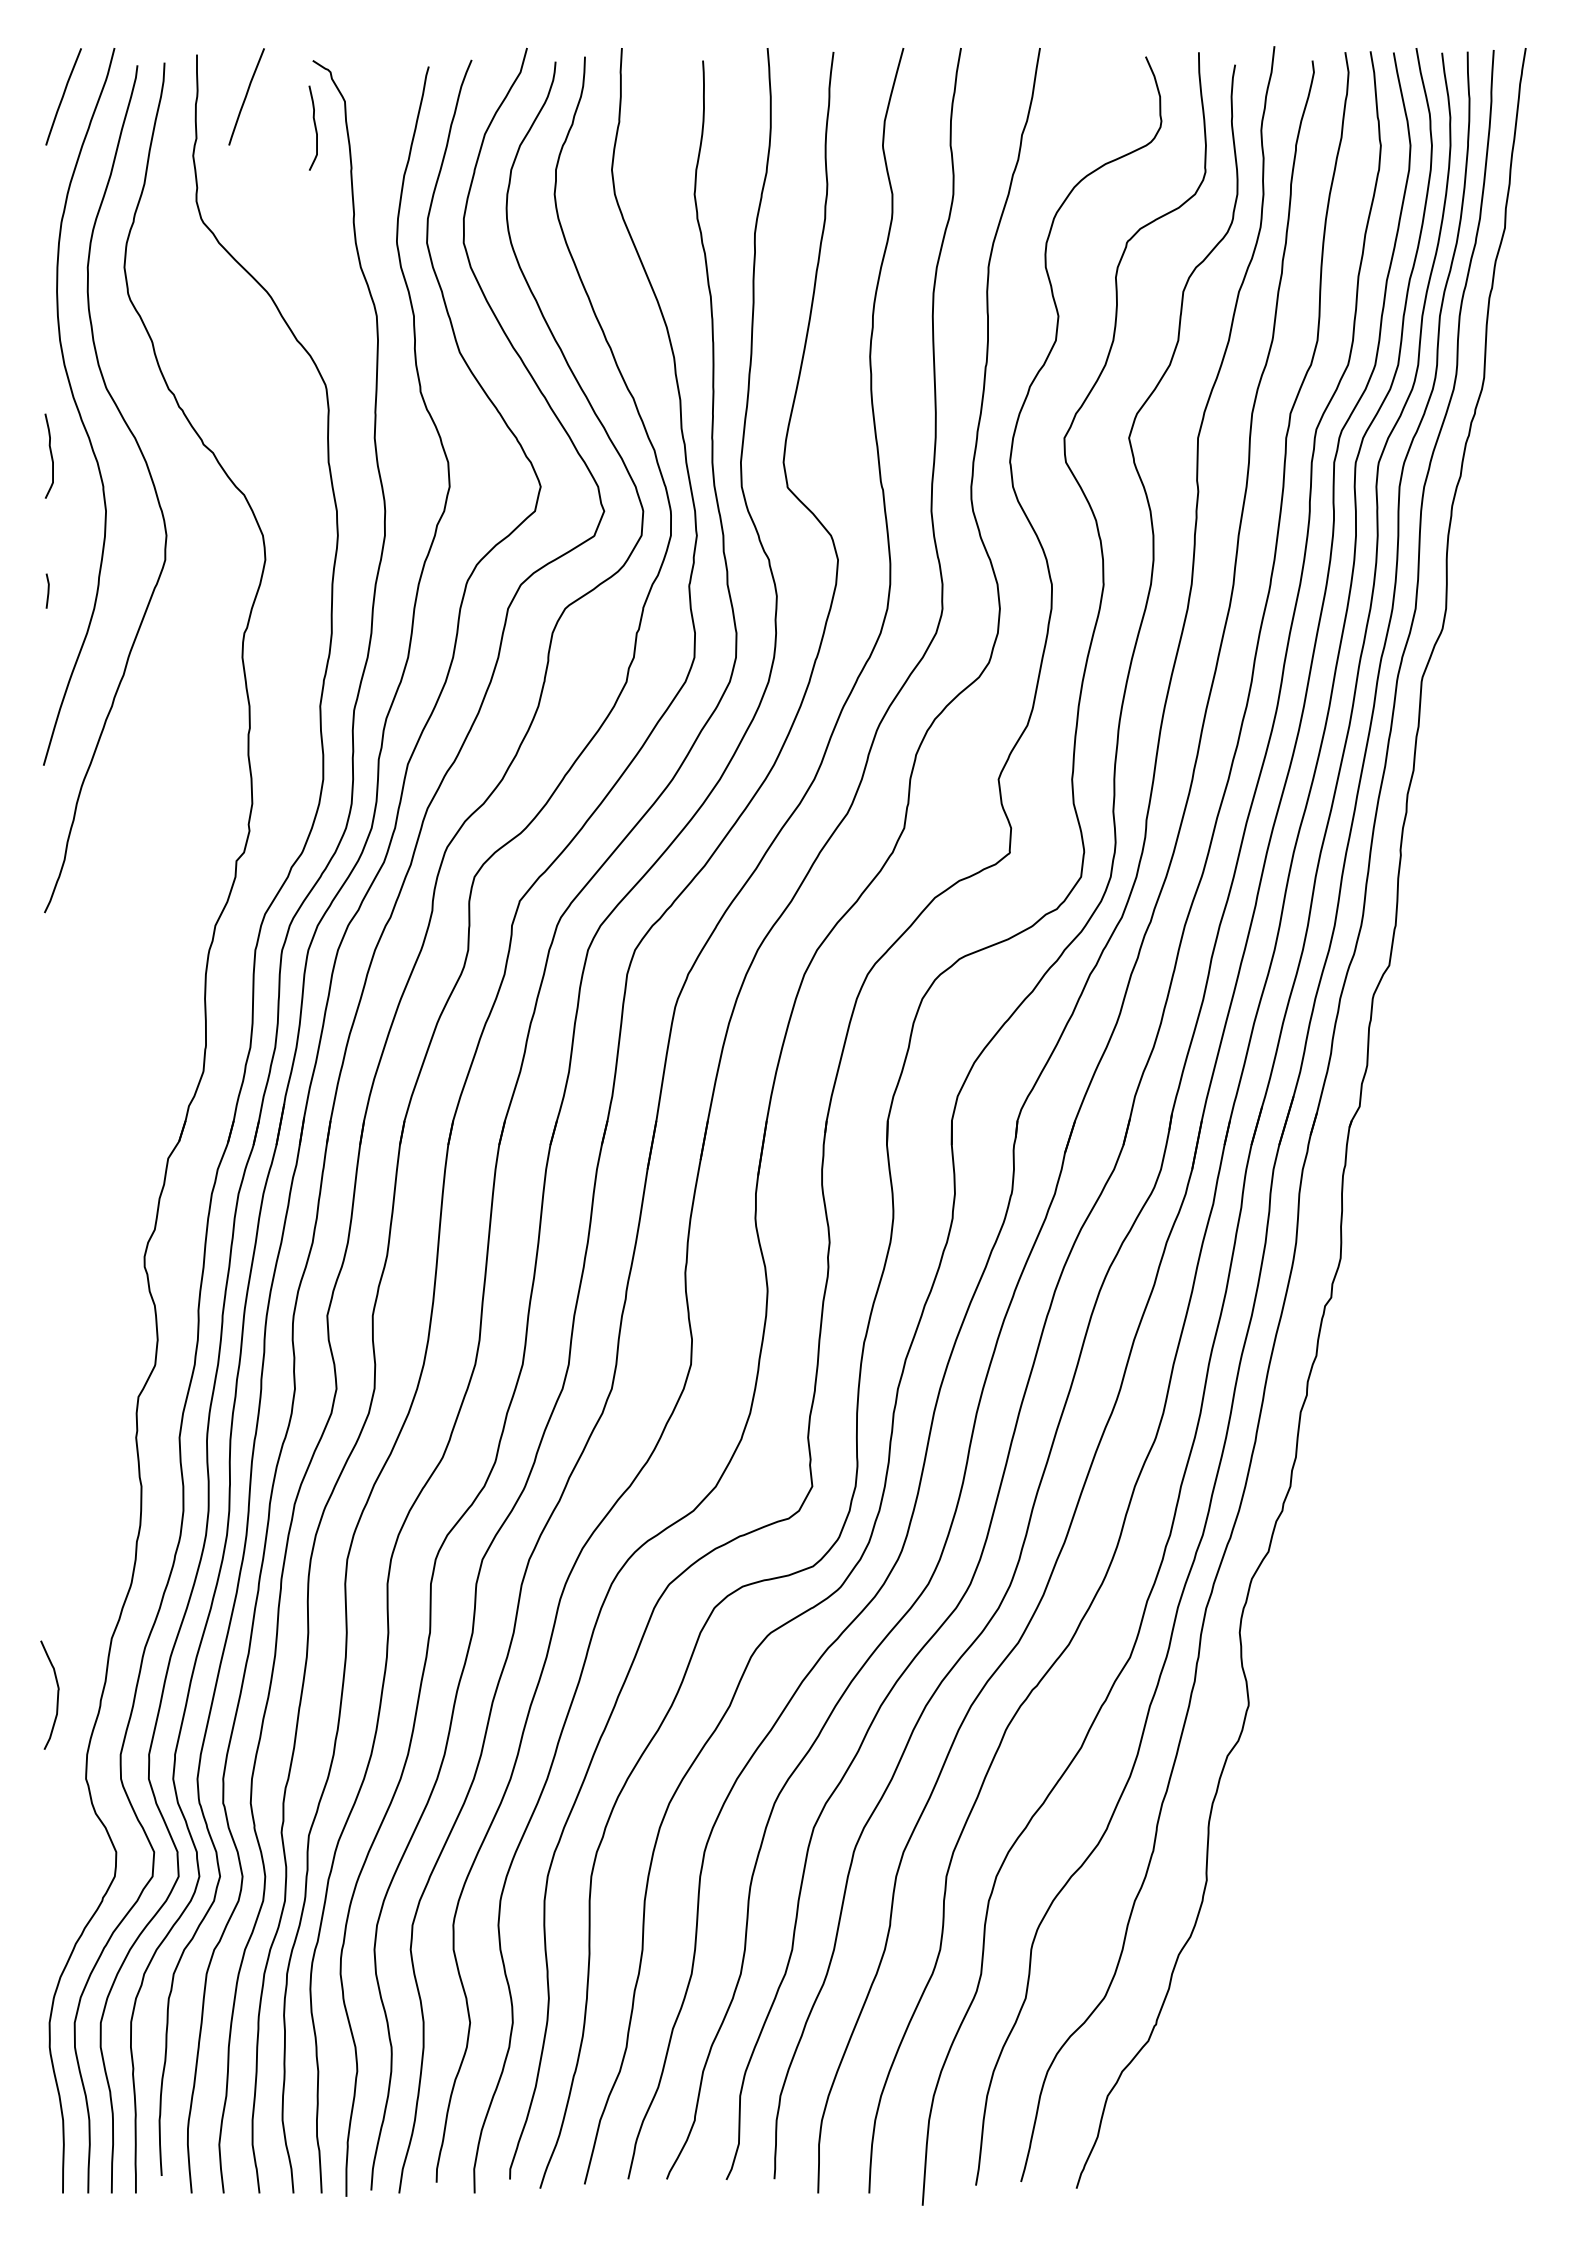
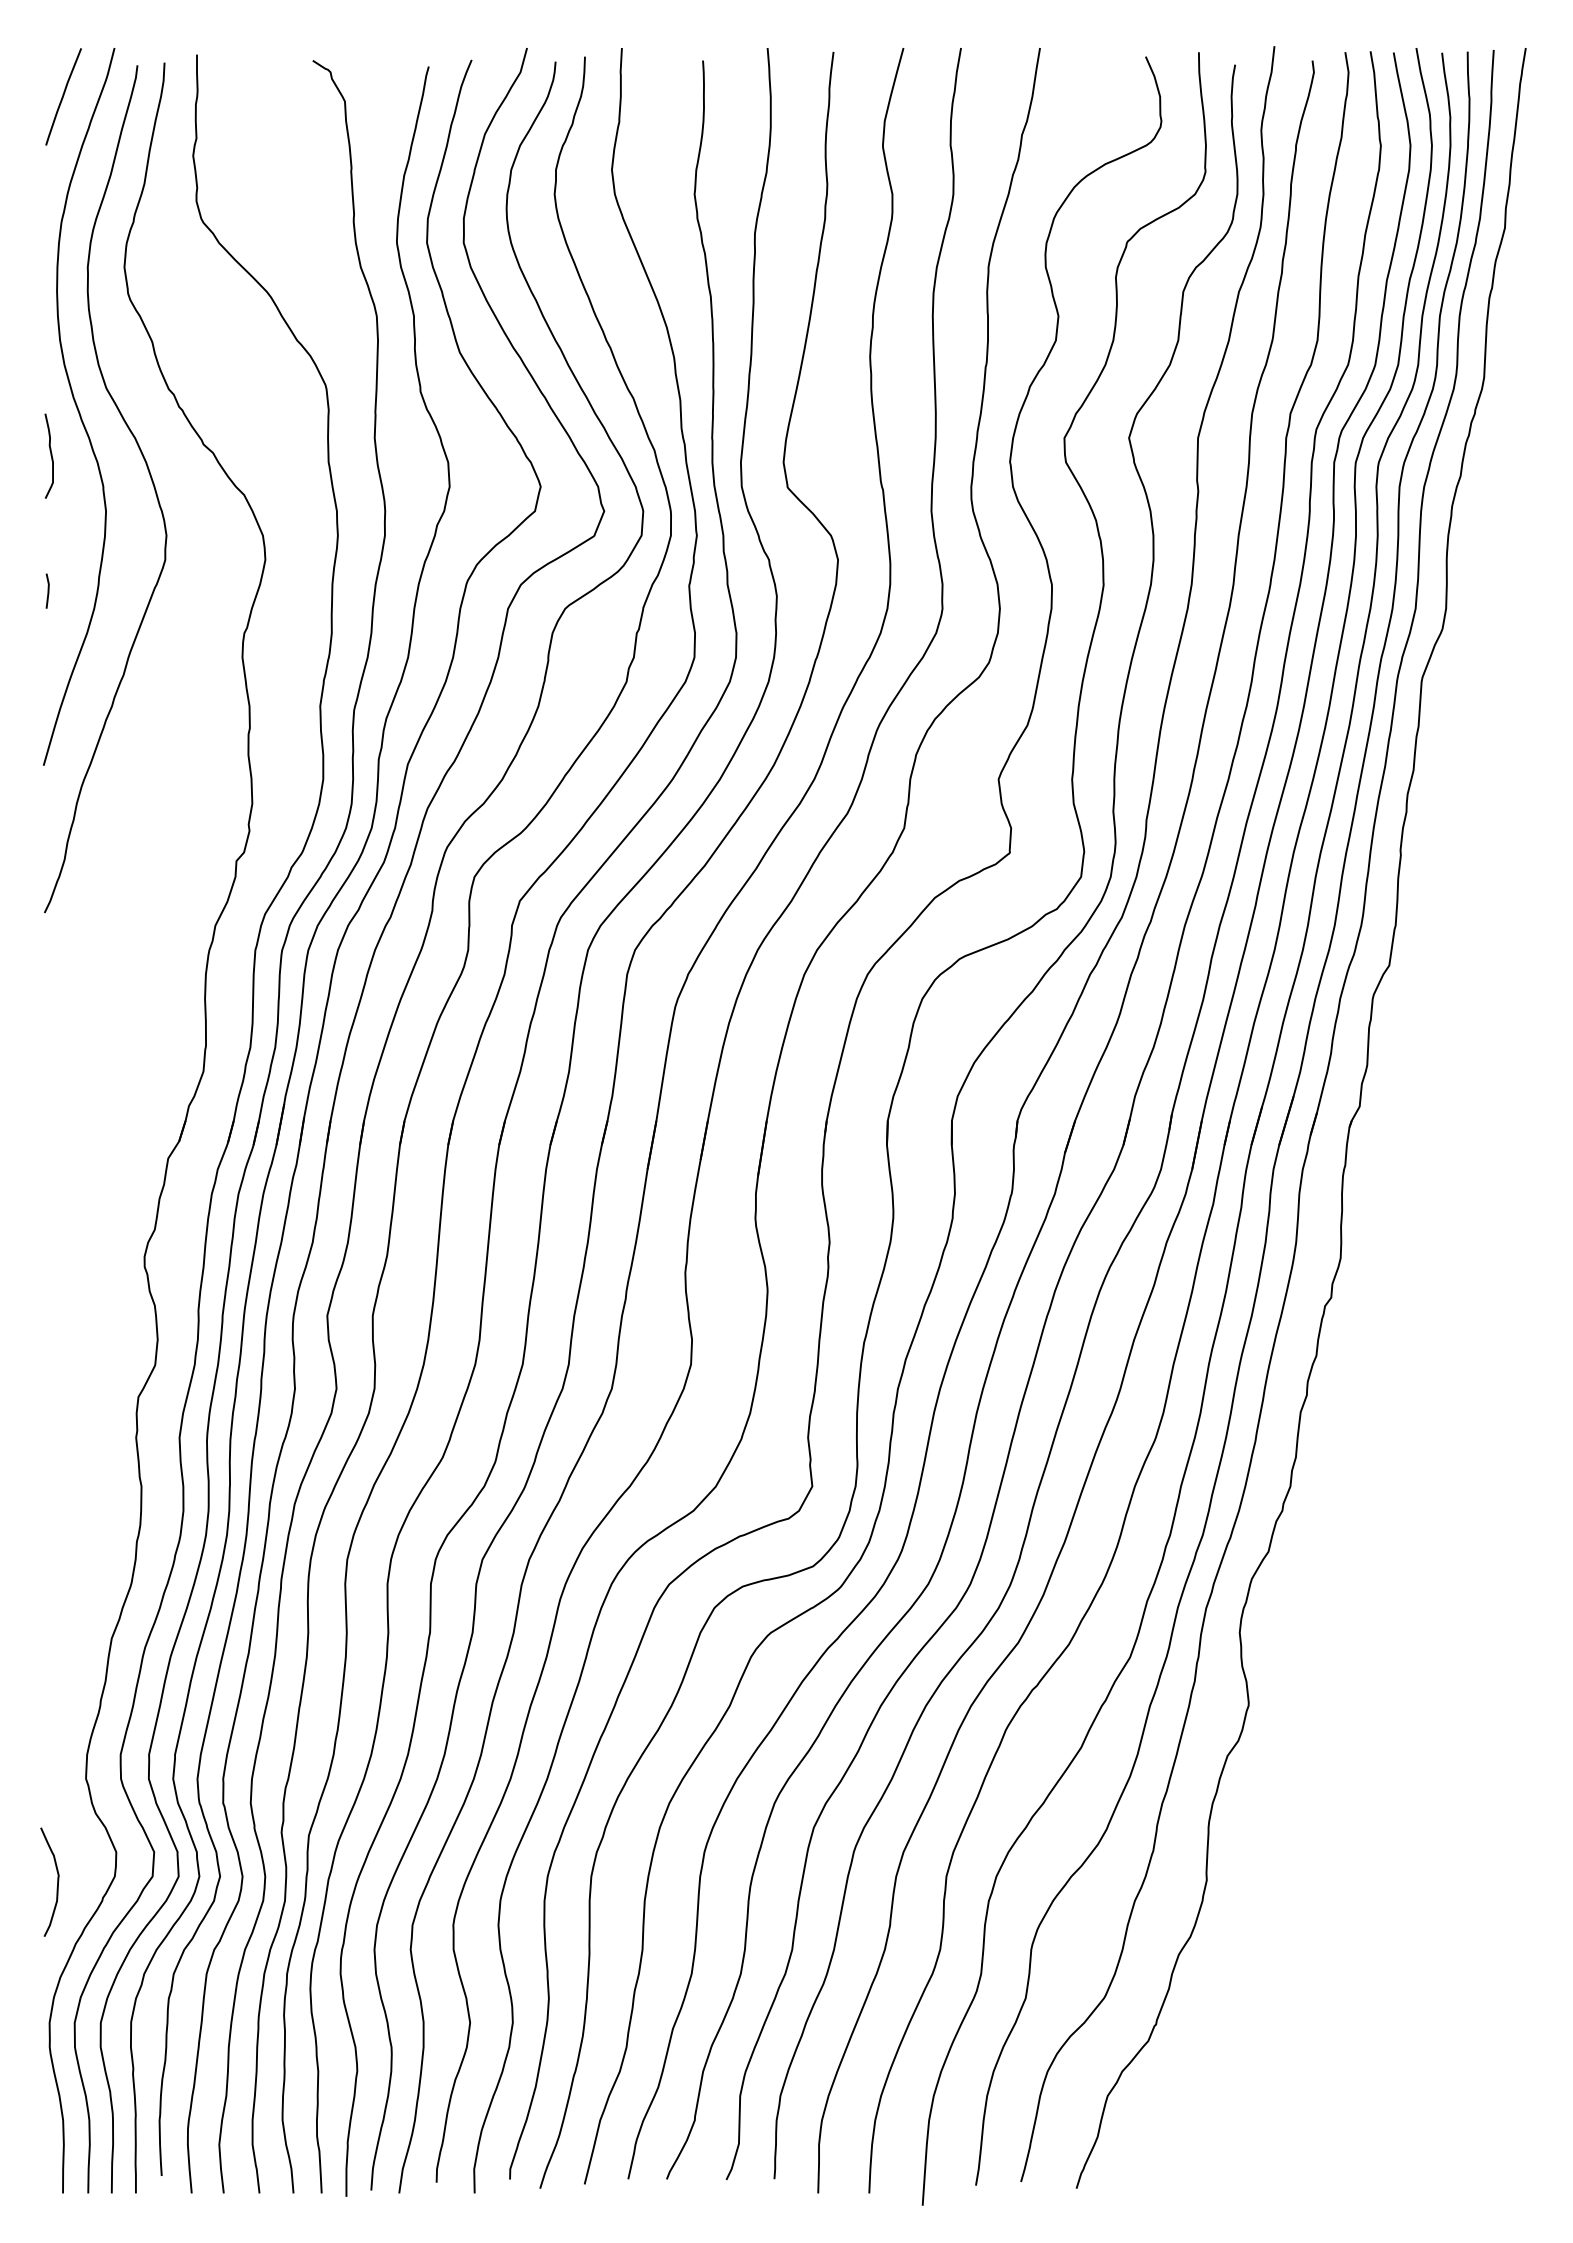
curve: present -> none (246, 96)
curve: present -> none (314, 127)
curve position: (57, 1694) -> (57, 1881) (57, 1881)
